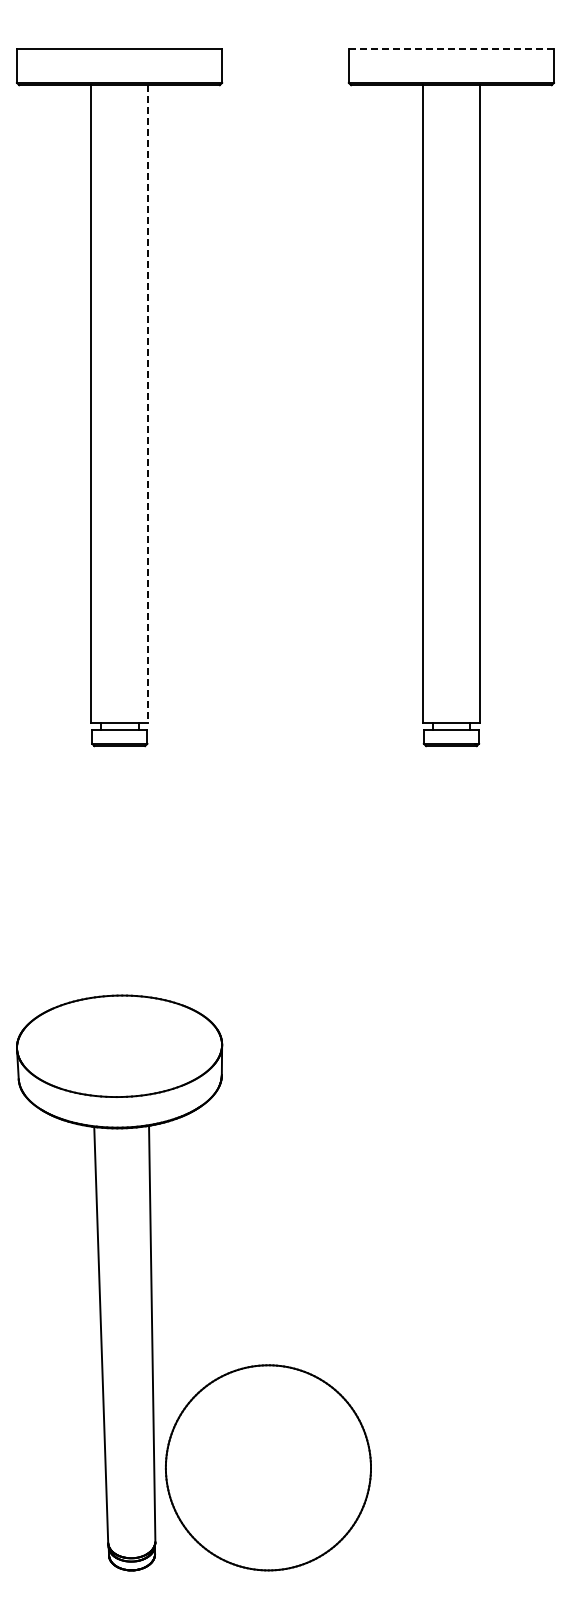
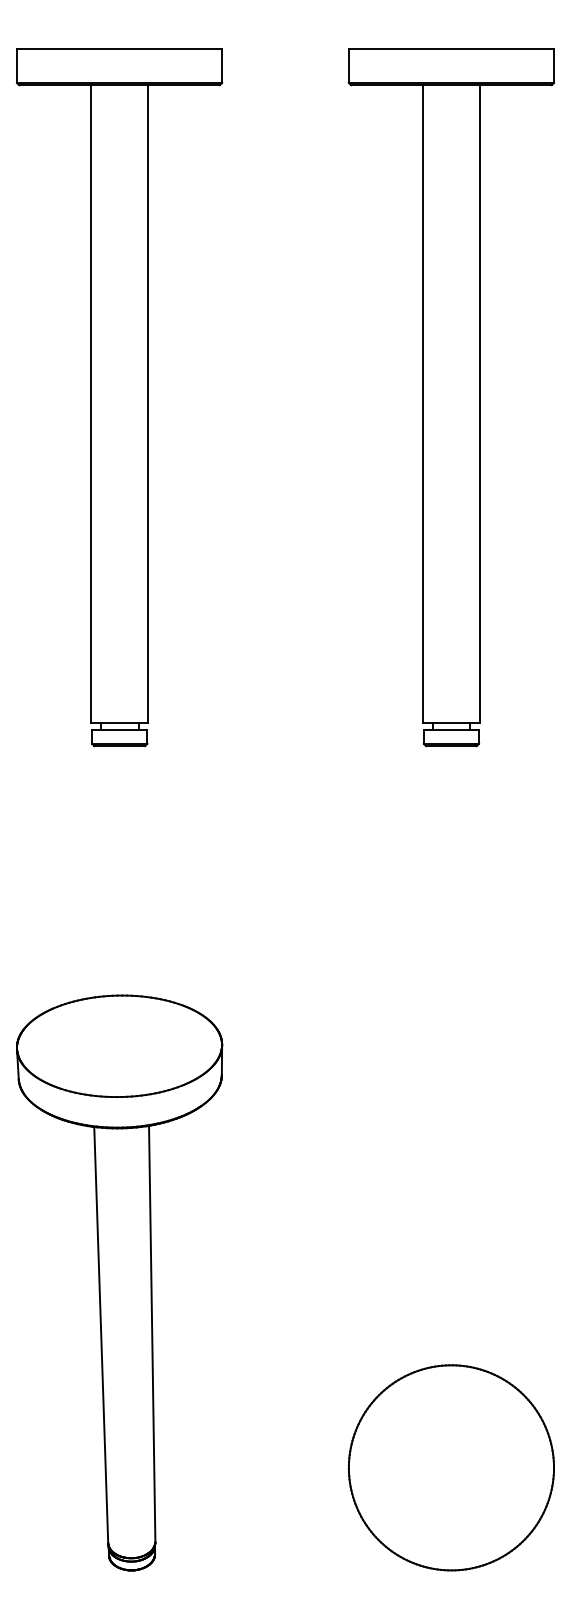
line: dashed -> solid (451, 48)
line: dashed -> solid (147, 404)
part position: (267, 1467) -> (450, 1467) (450, 1467)
